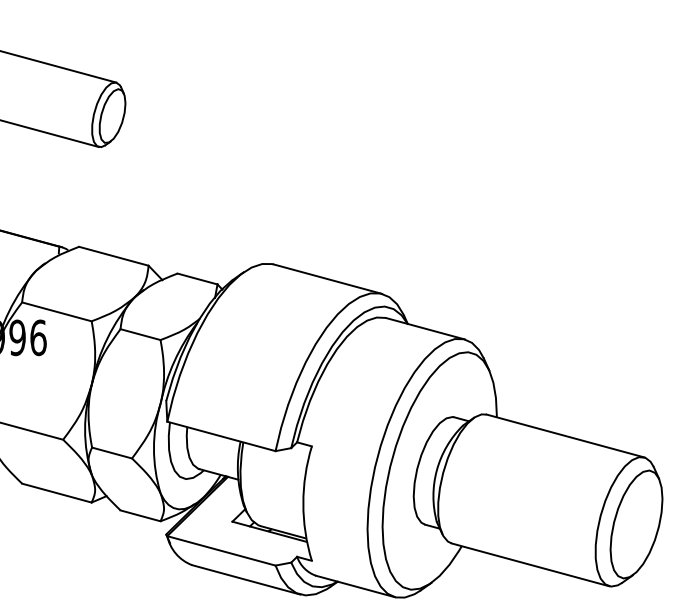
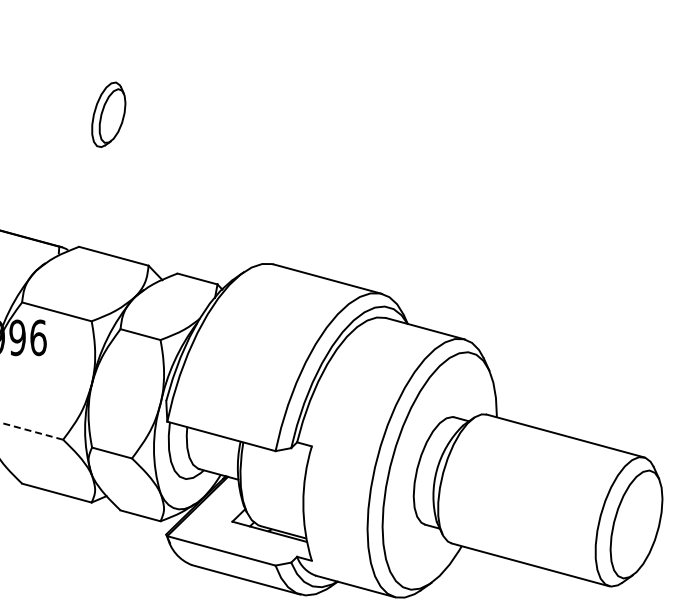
line: present -> none (59, 66)
line: present -> none (50, 133)
line: solid -> dashed (31, 431)
